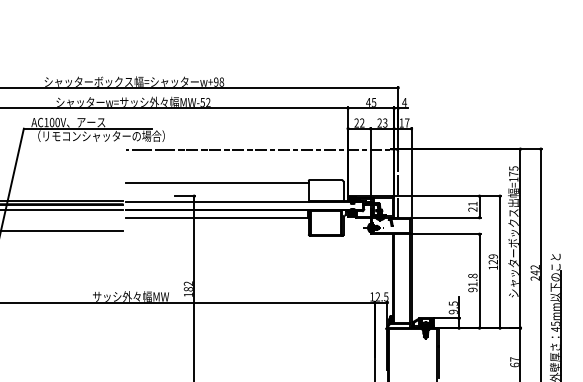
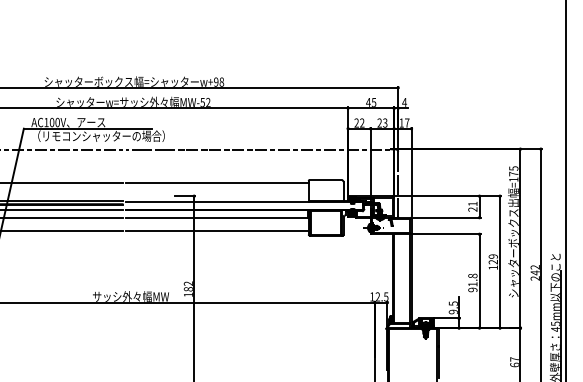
line: none -> present (62, 150)
line: none -> present (62, 182)
line: none -> present (565, 190)
line: none -> present (62, 217)
line: none -> present (216, 230)
